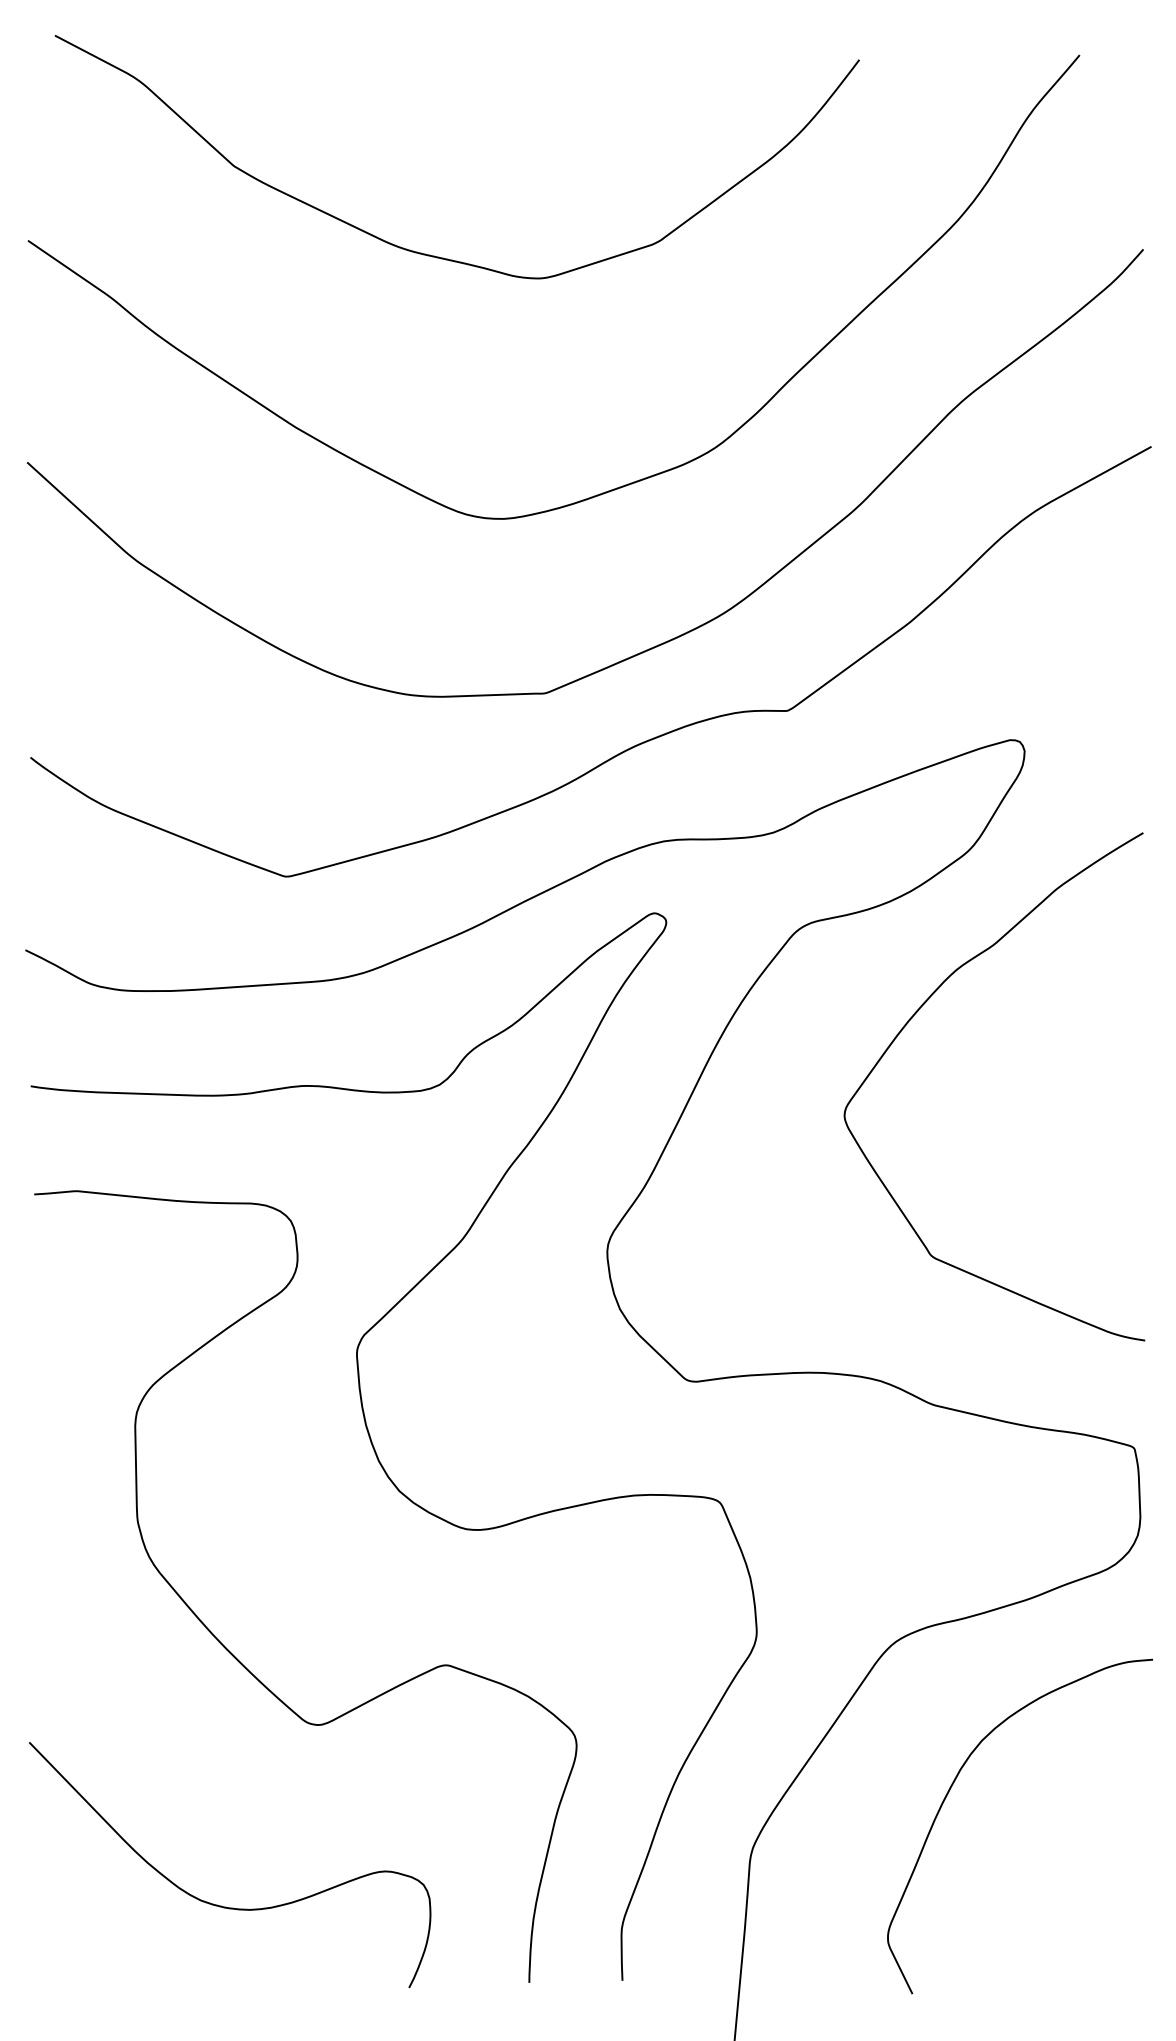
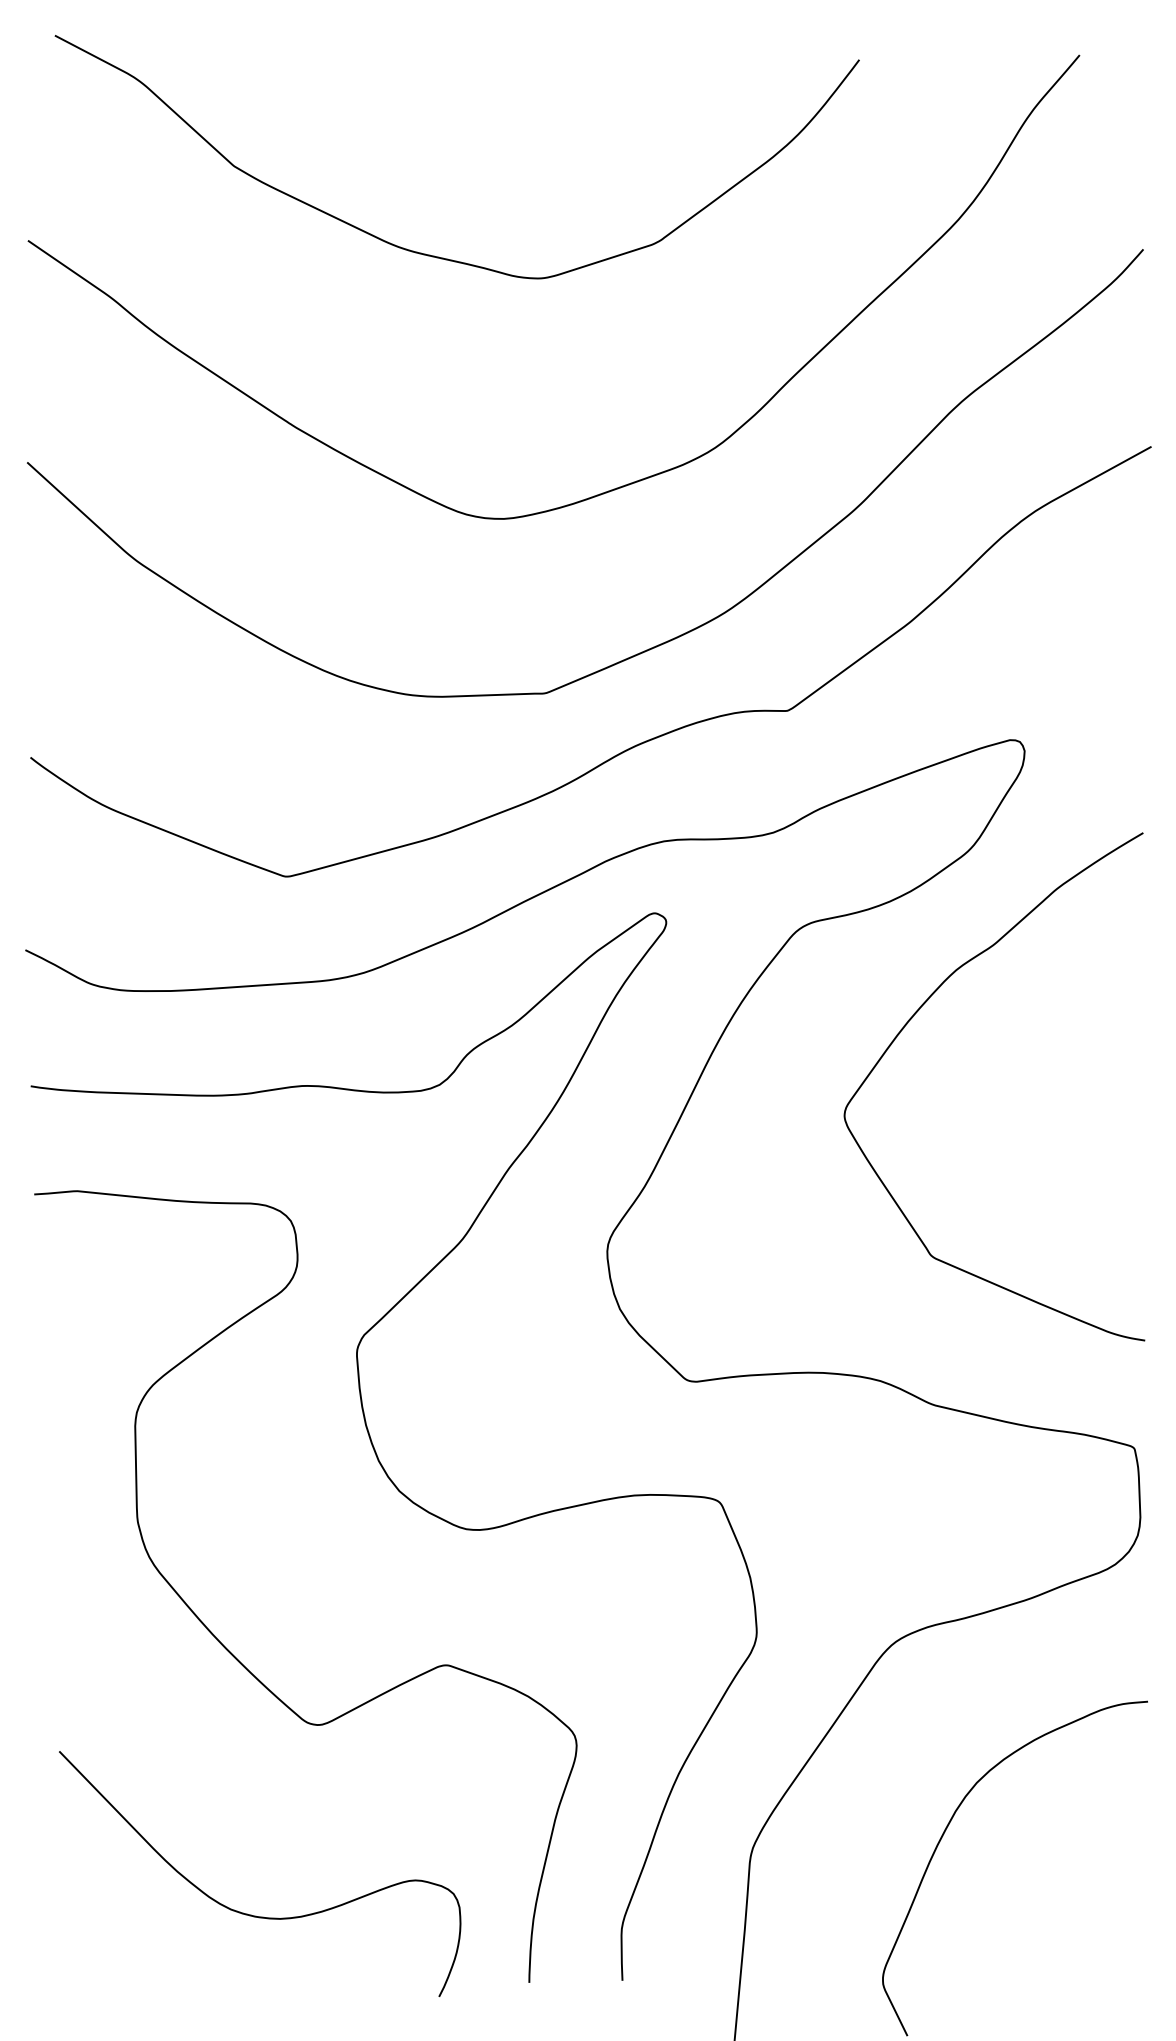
curve position: (949, 1792) -> (944, 1834) (944, 1834)
curve position: (221, 1905) -> (251, 1914) (251, 1914)
